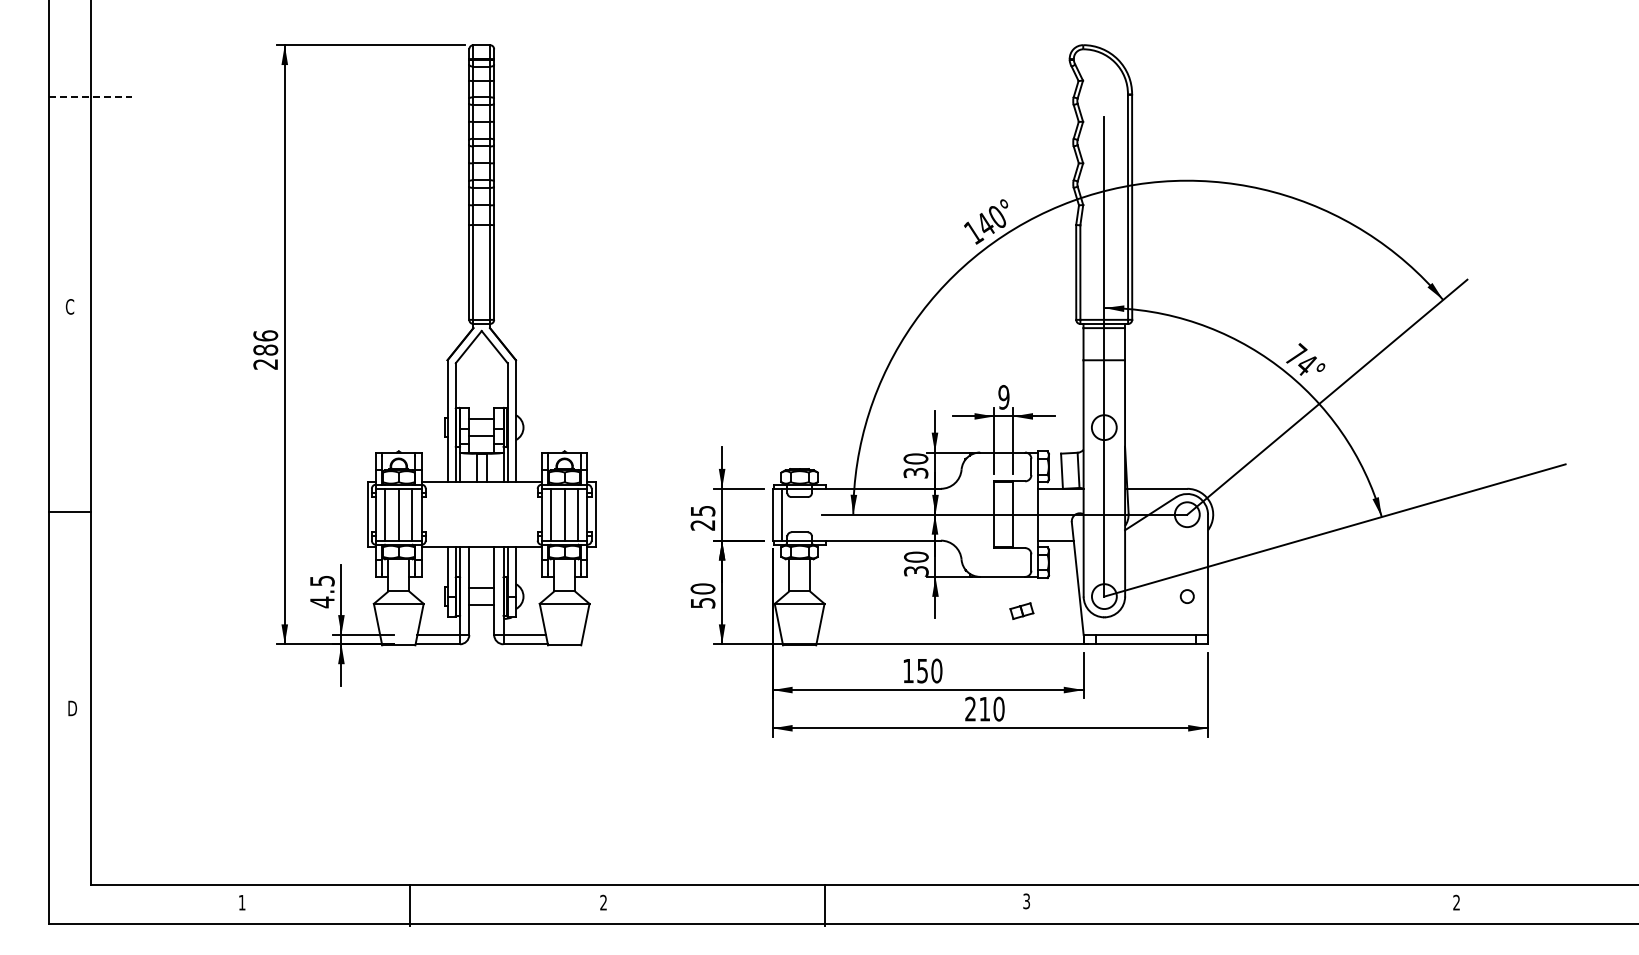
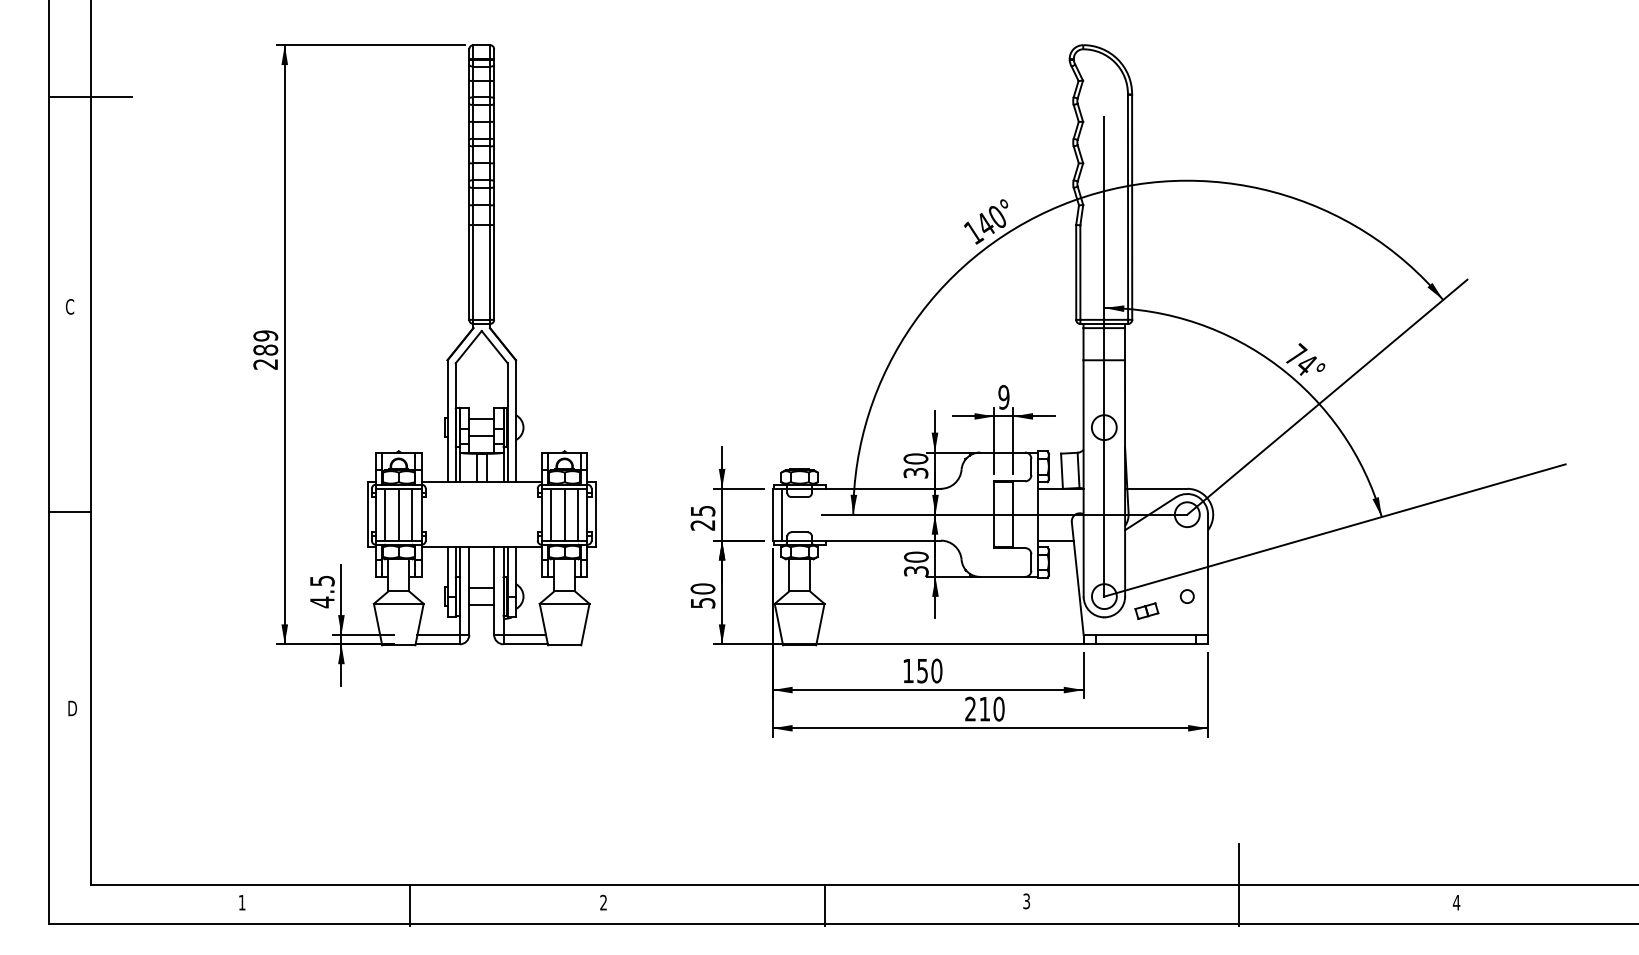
line: dashed -> solid (91, 97)
text: 286 -> 289 (265, 335)
part position: (1021, 610) -> (1146, 610) (1146, 610)
line: none -> present (1239, 884)
text: 2 -> 4 (1456, 902)
